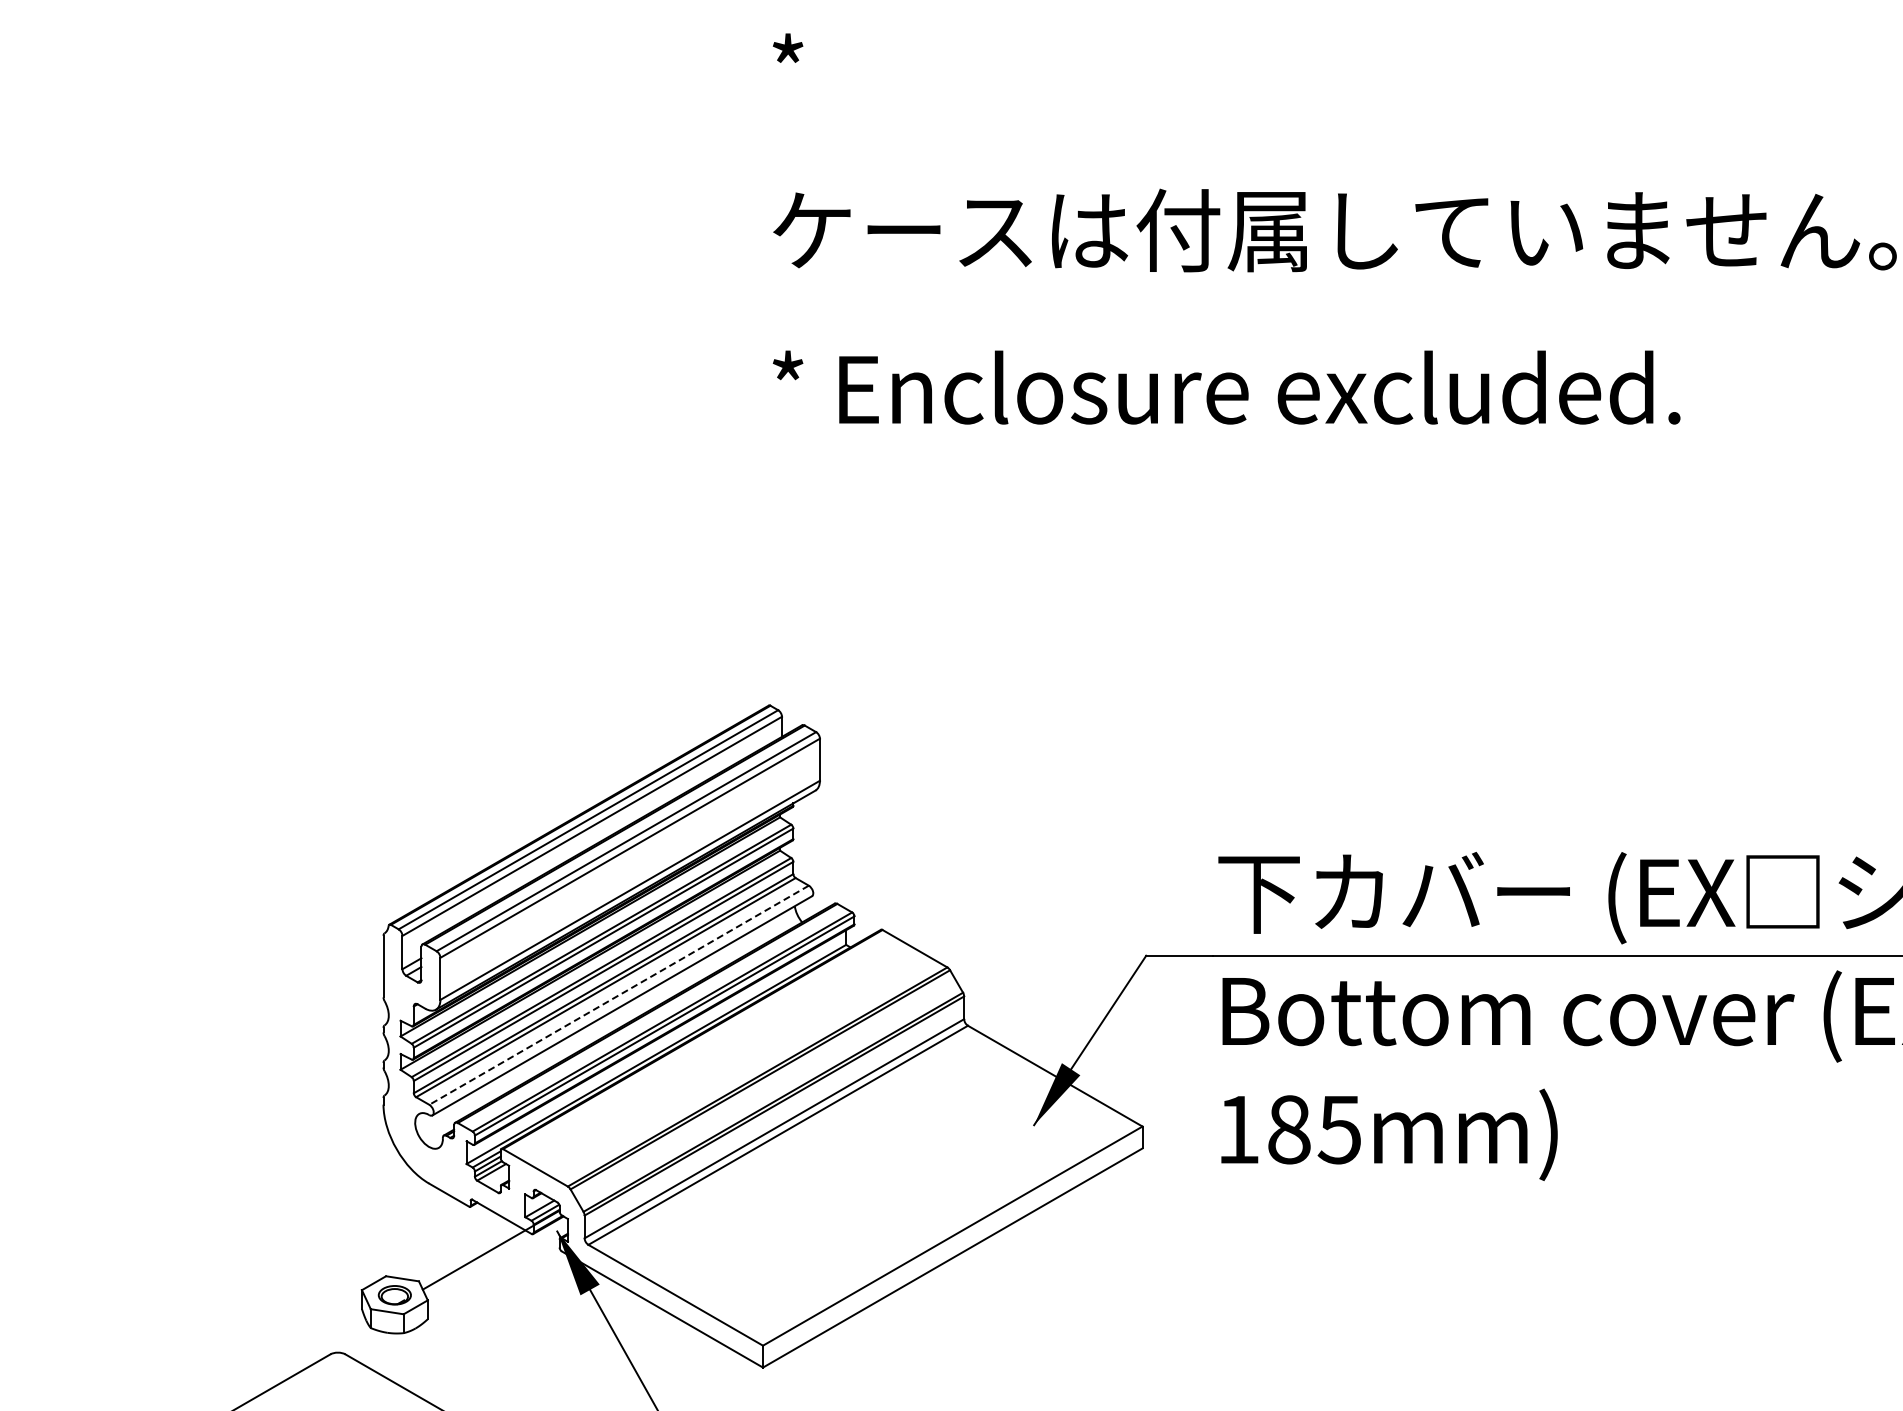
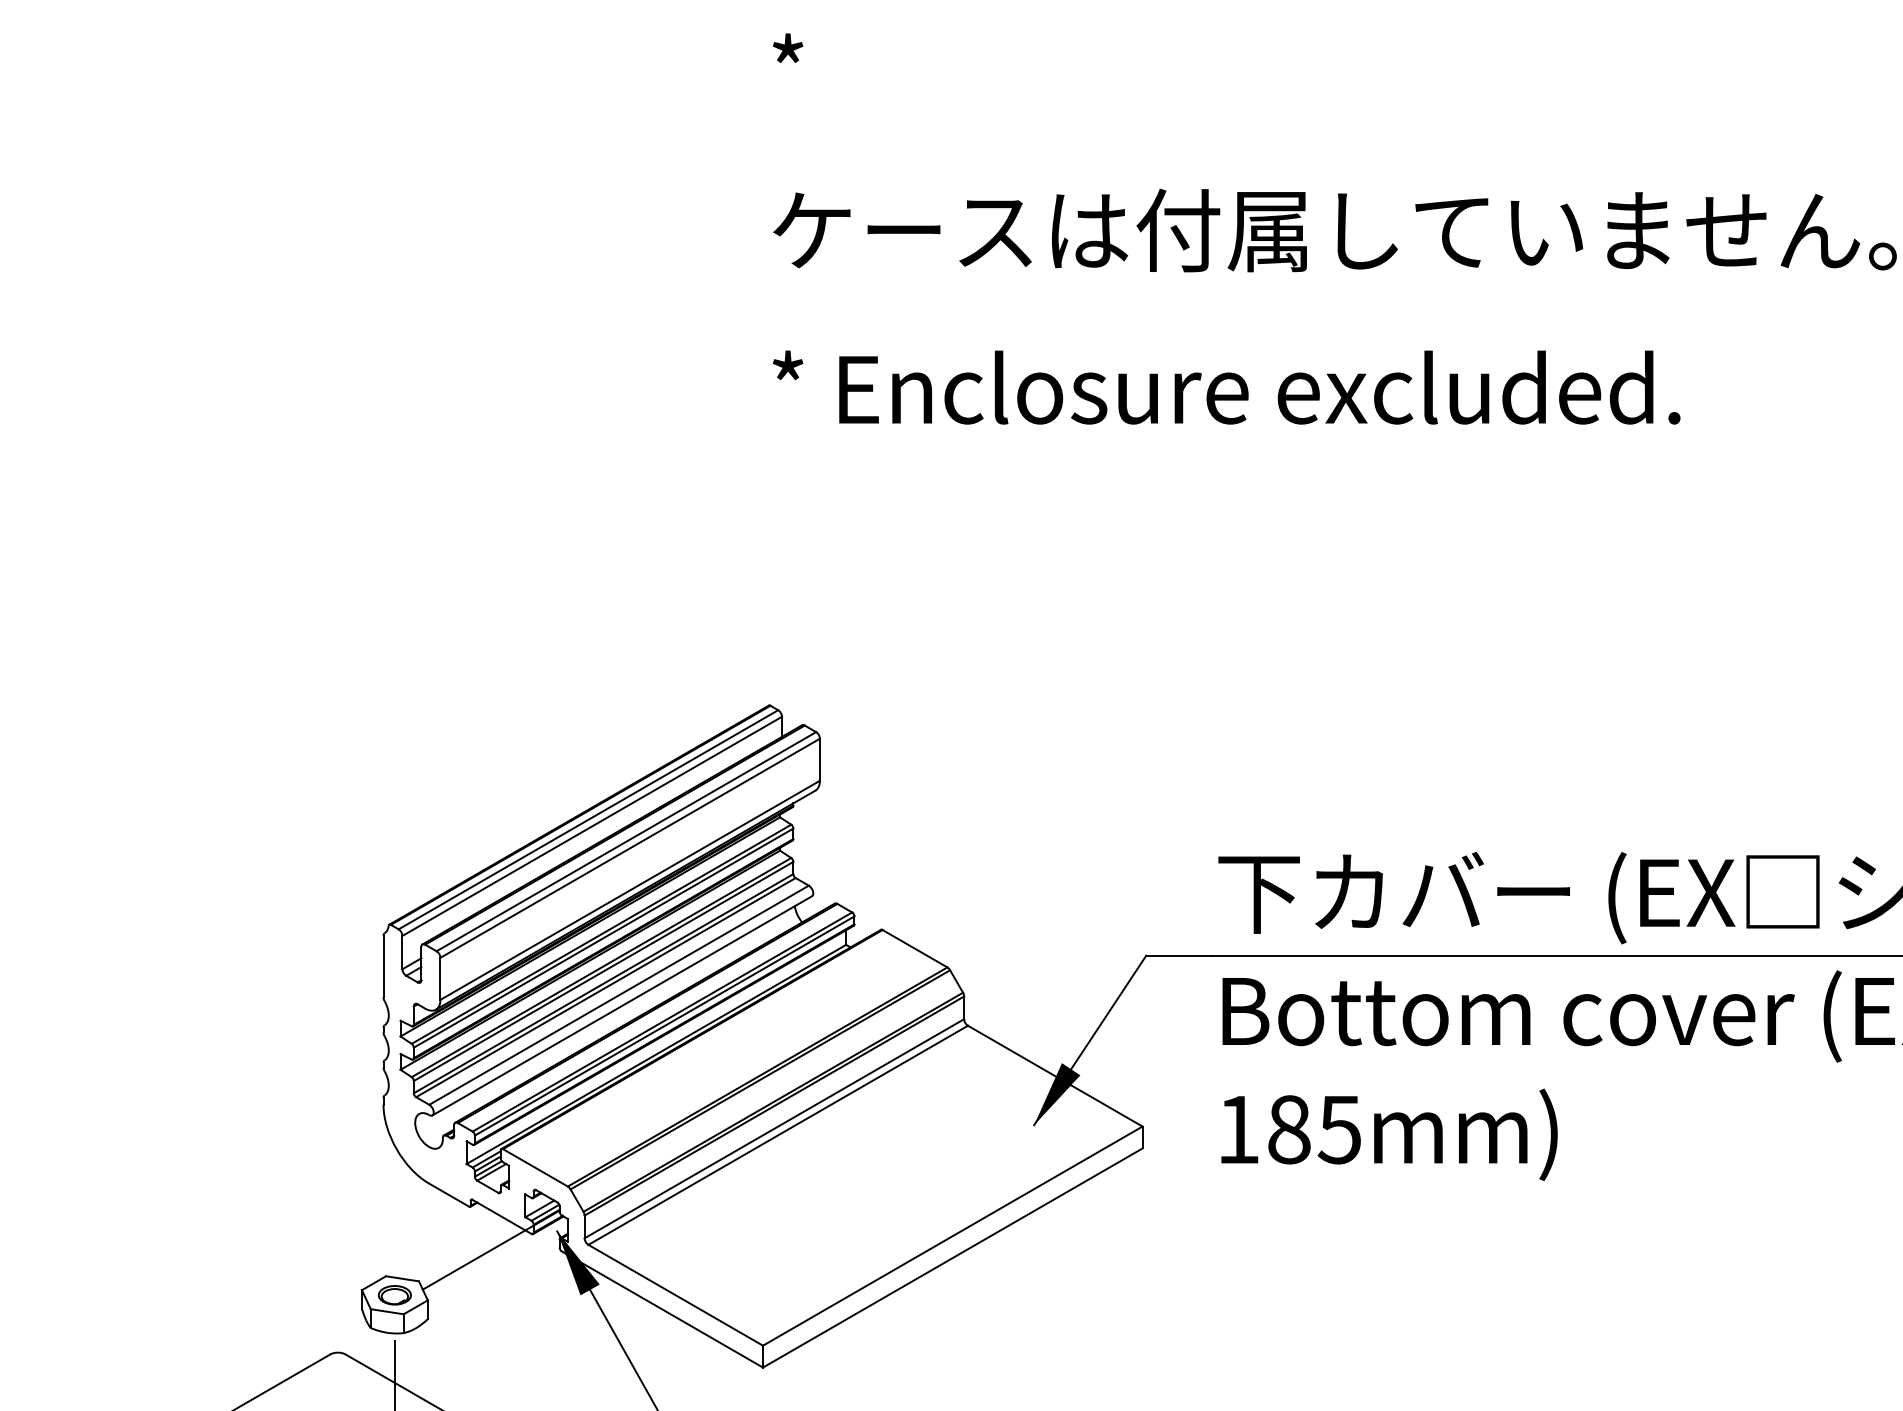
line: dashed -> solid (618, 995)
line: none -> present (394, 1373)
